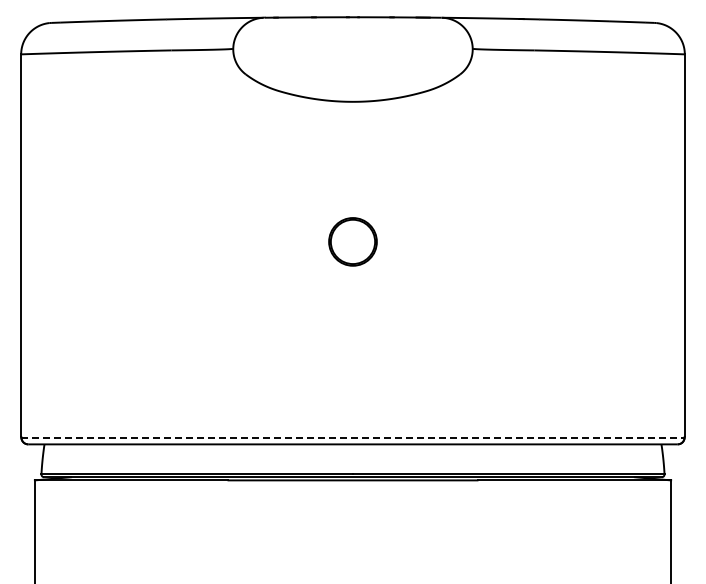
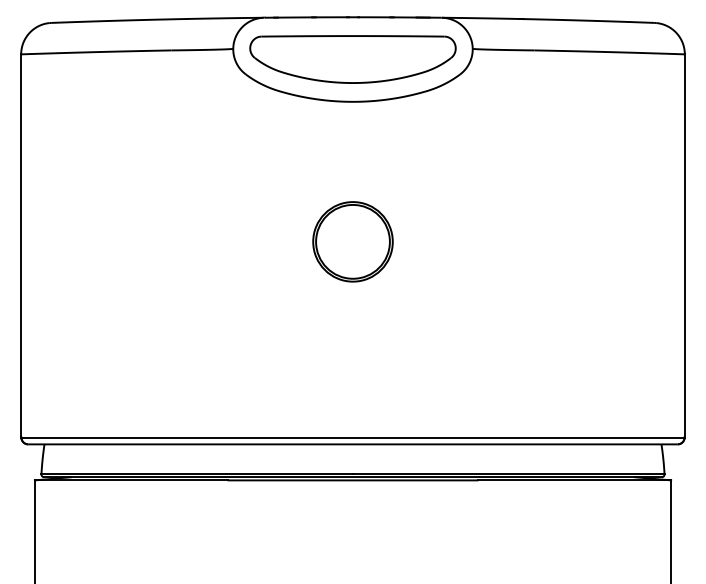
part: none -> present (352, 59)
part size: 50x50 px -> 82x82 px (352, 241)
line: dashed -> solid (353, 437)
